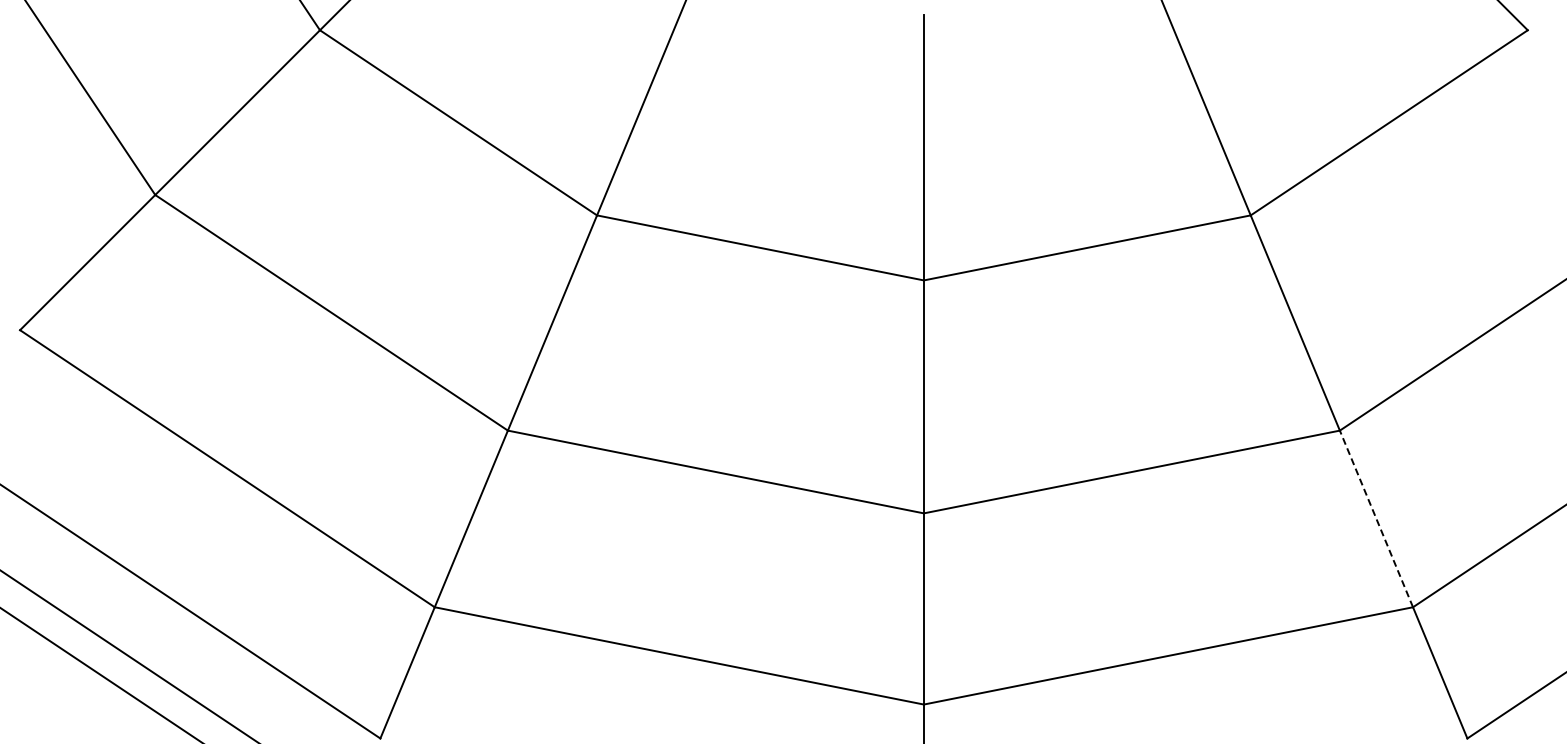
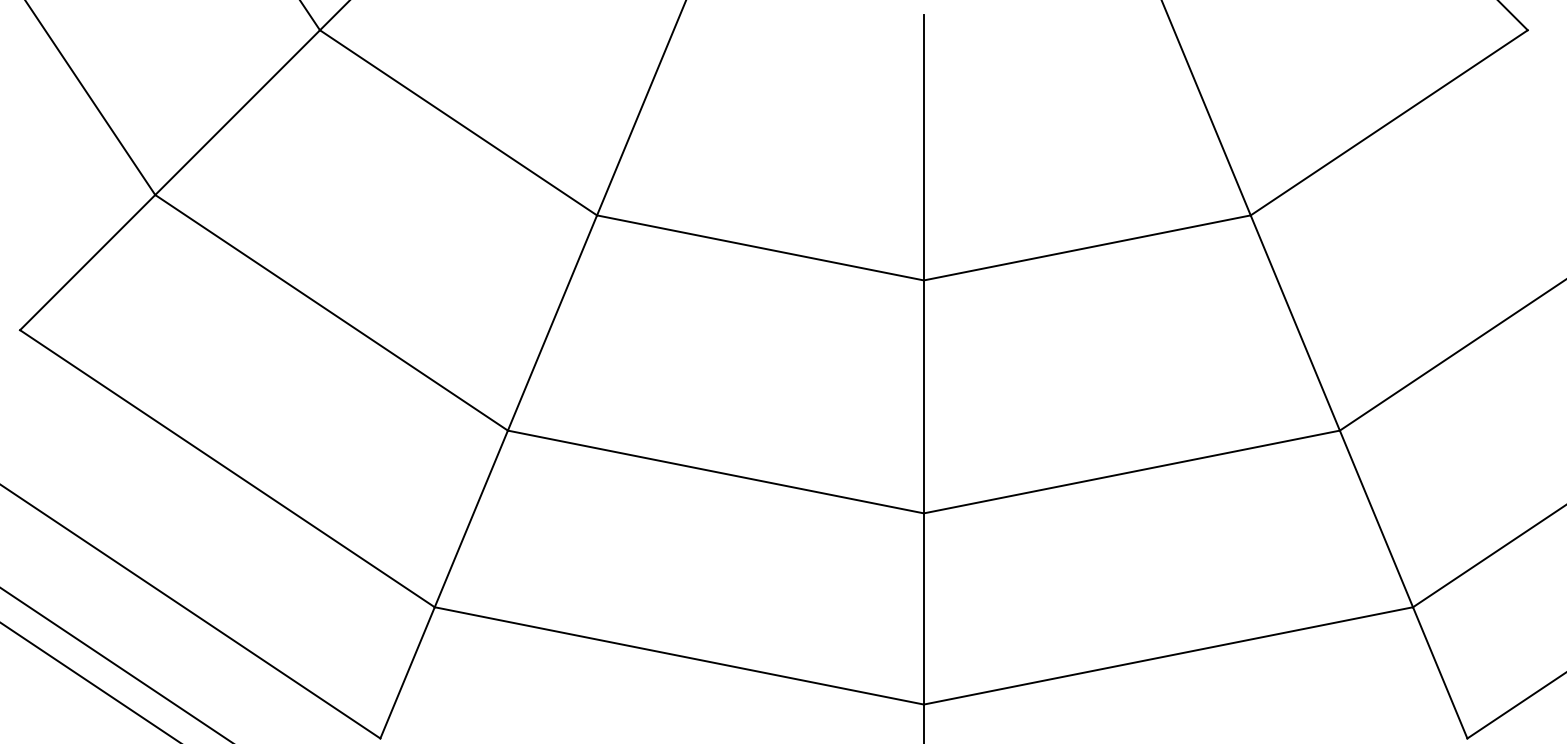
line: dashed -> solid (1376, 518)
line position: (128, 655) -> (115, 664) (115, 664)
line position: (100, 674) -> (89, 682) (89, 682)
